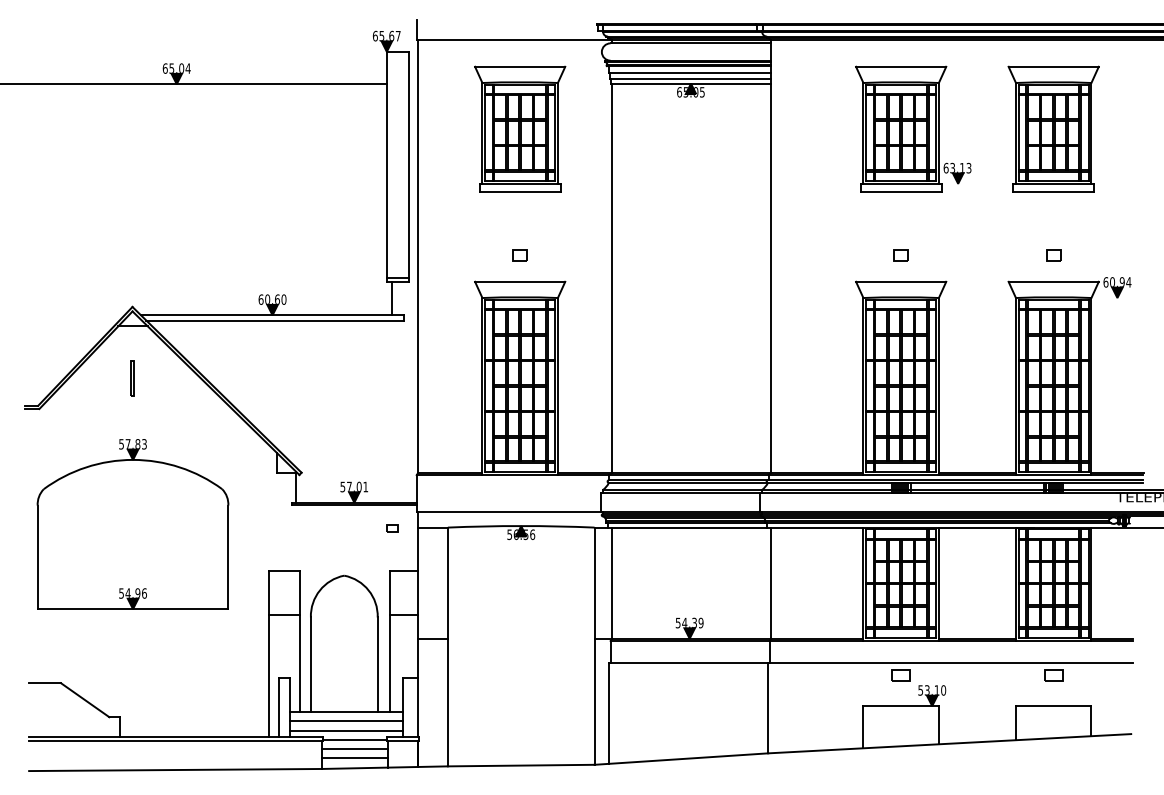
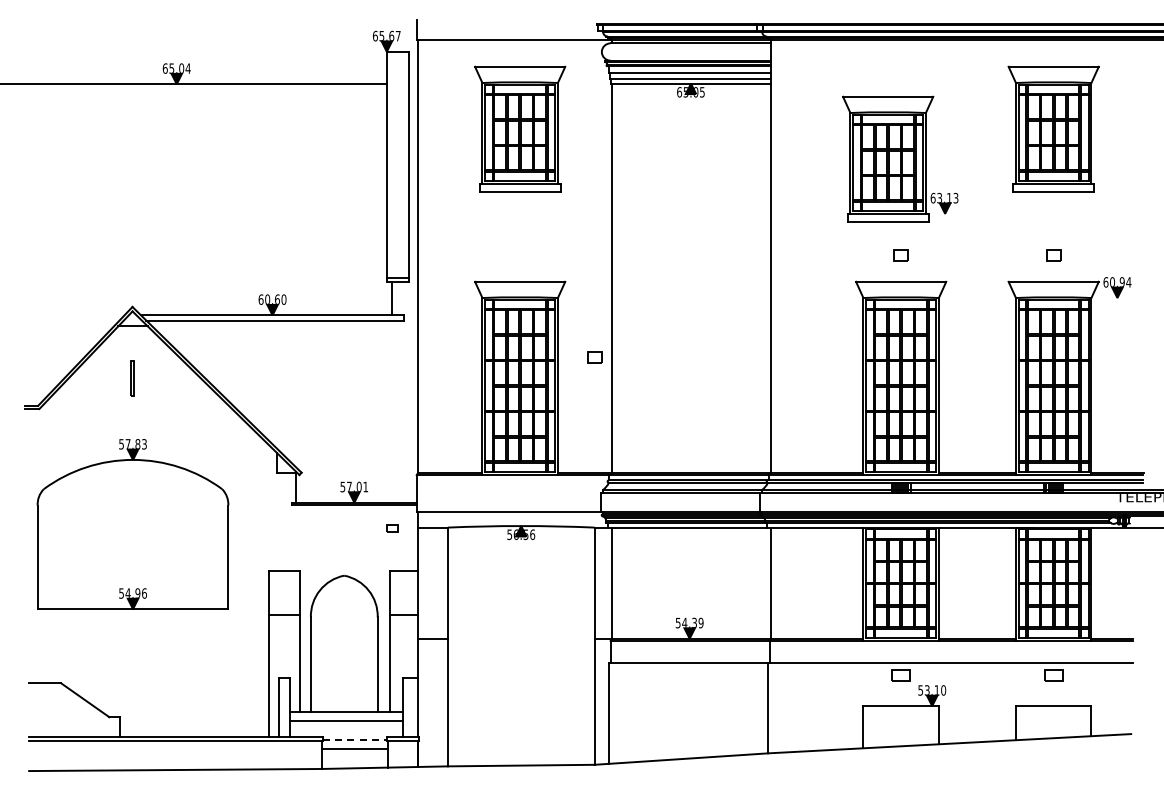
part position: (913, 128) -> (900, 158) (900, 158)
part position: (519, 255) -> (594, 357) (594, 357)
line: present -> none (346, 730)
line: solid -> dashed (355, 739)
line: present -> none (354, 758)
